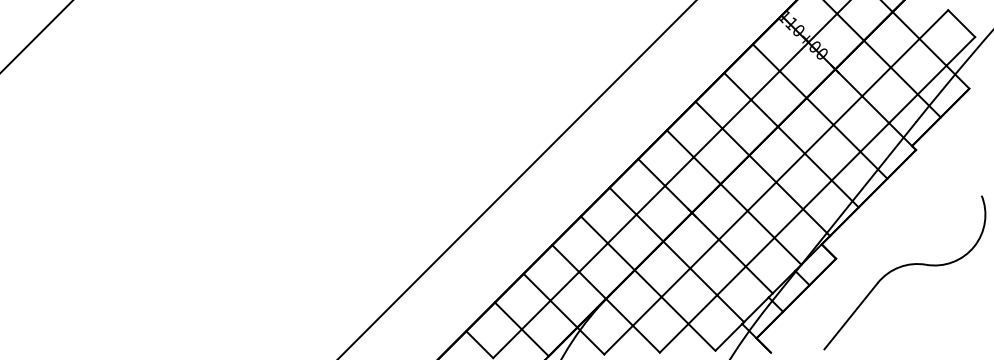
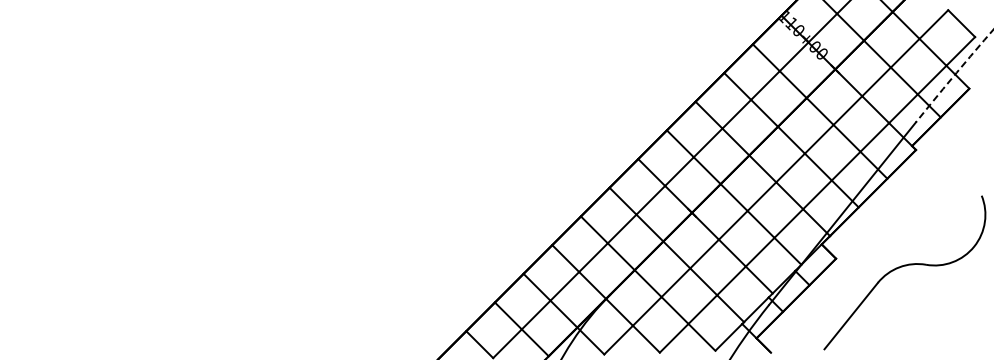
line: present -> none (36, 36)
arc: solid -> dashed (954, 75)
line: present -> none (517, 179)
